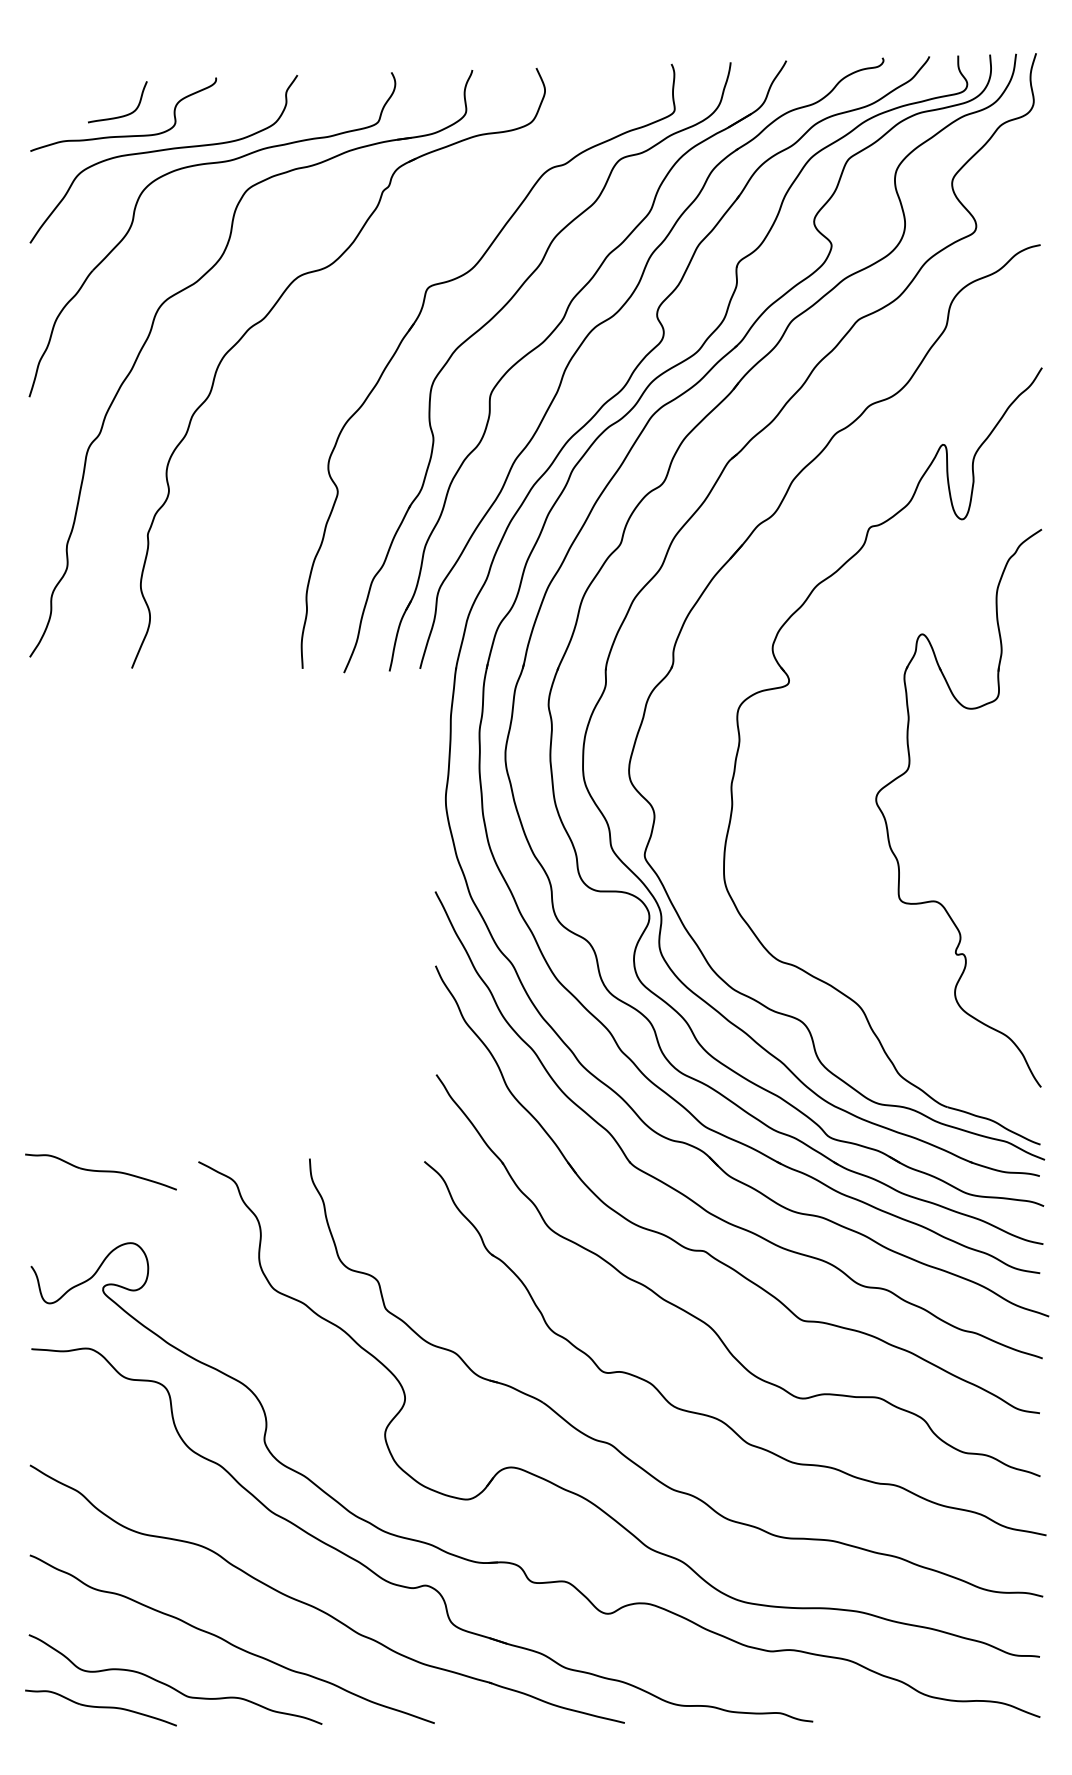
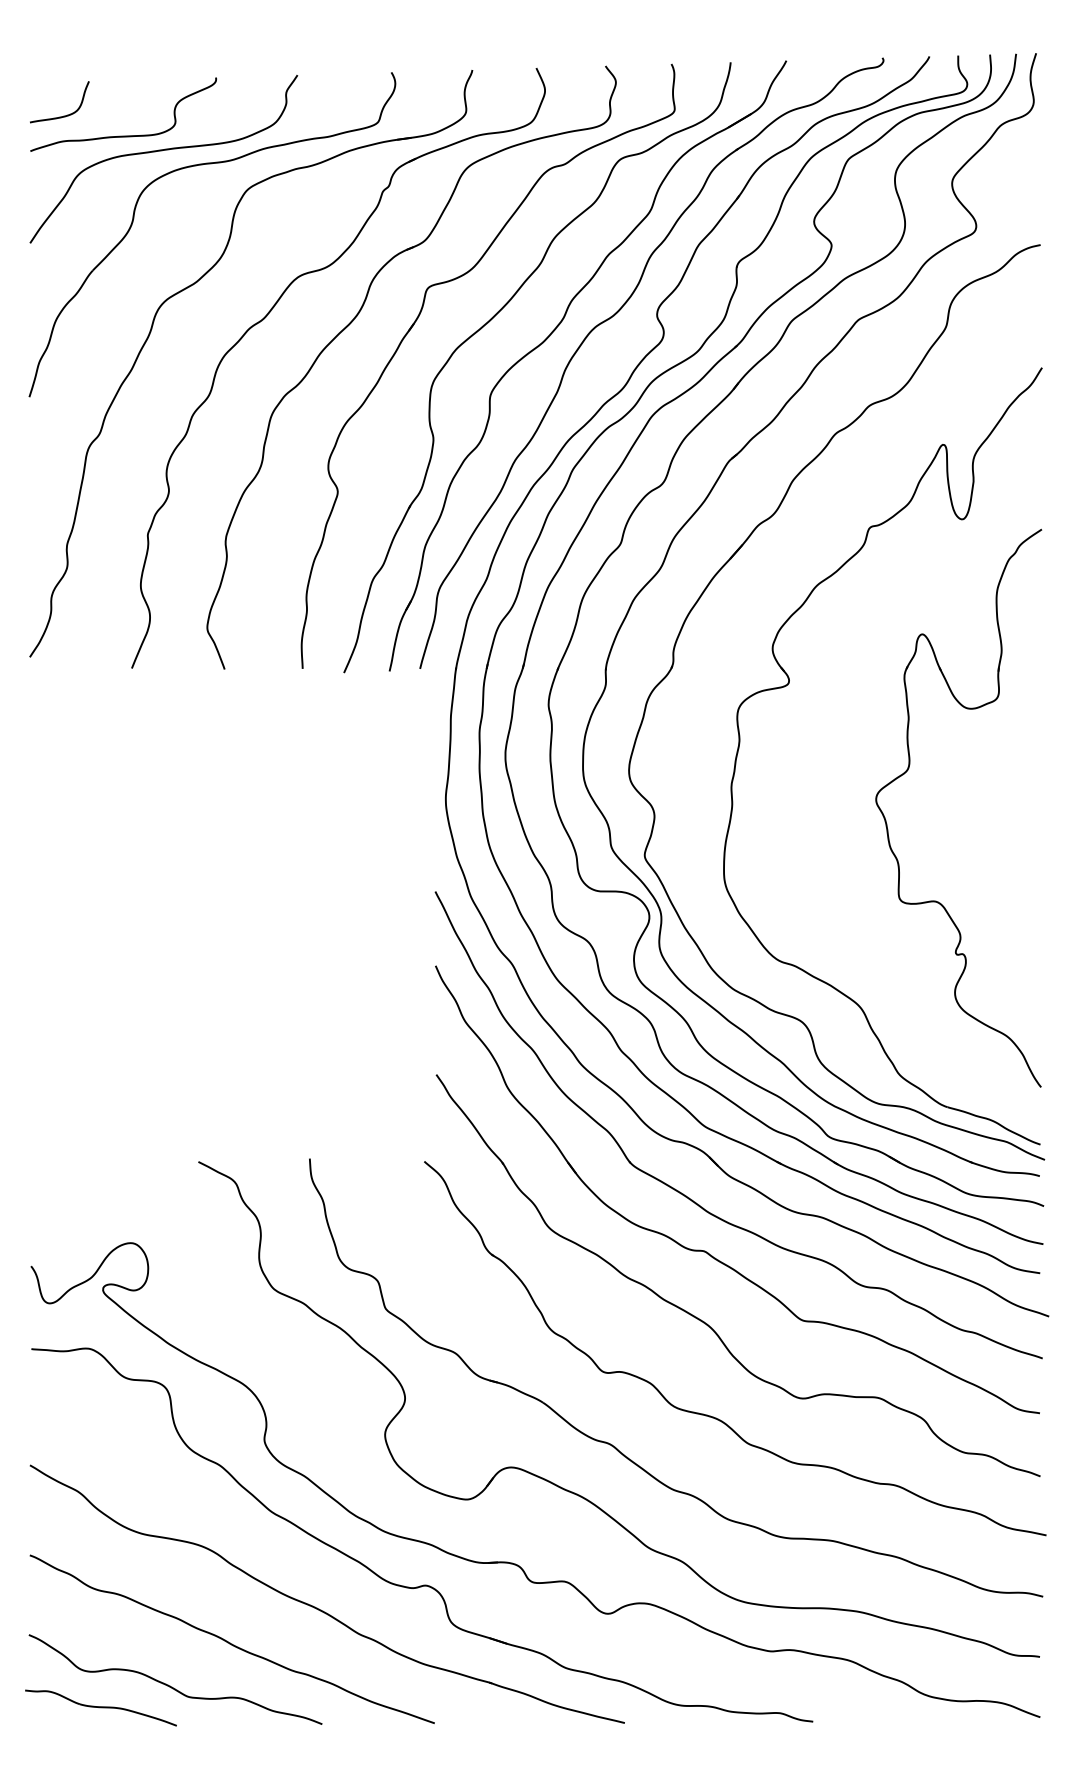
curve position: (121, 115) -> (63, 115) (63, 115)
part: none -> present (353, 321)
part: present -> none (100, 1171)
